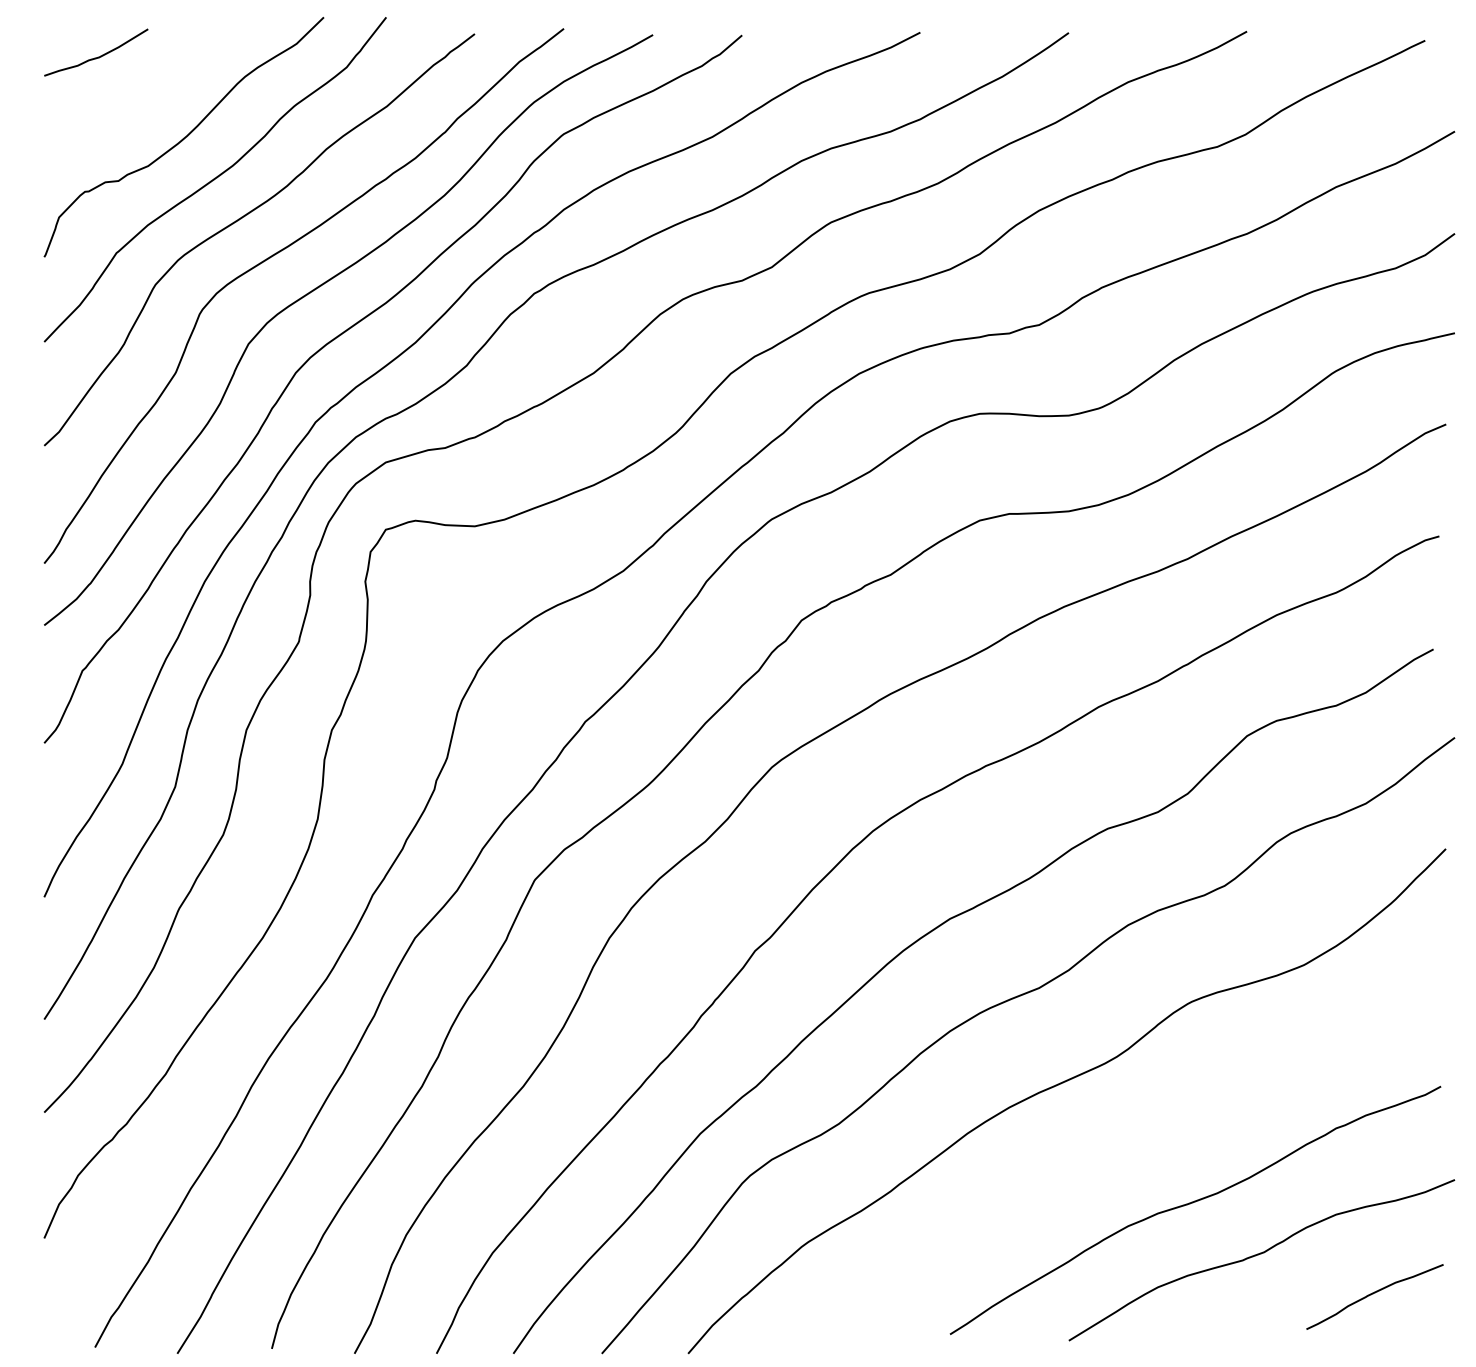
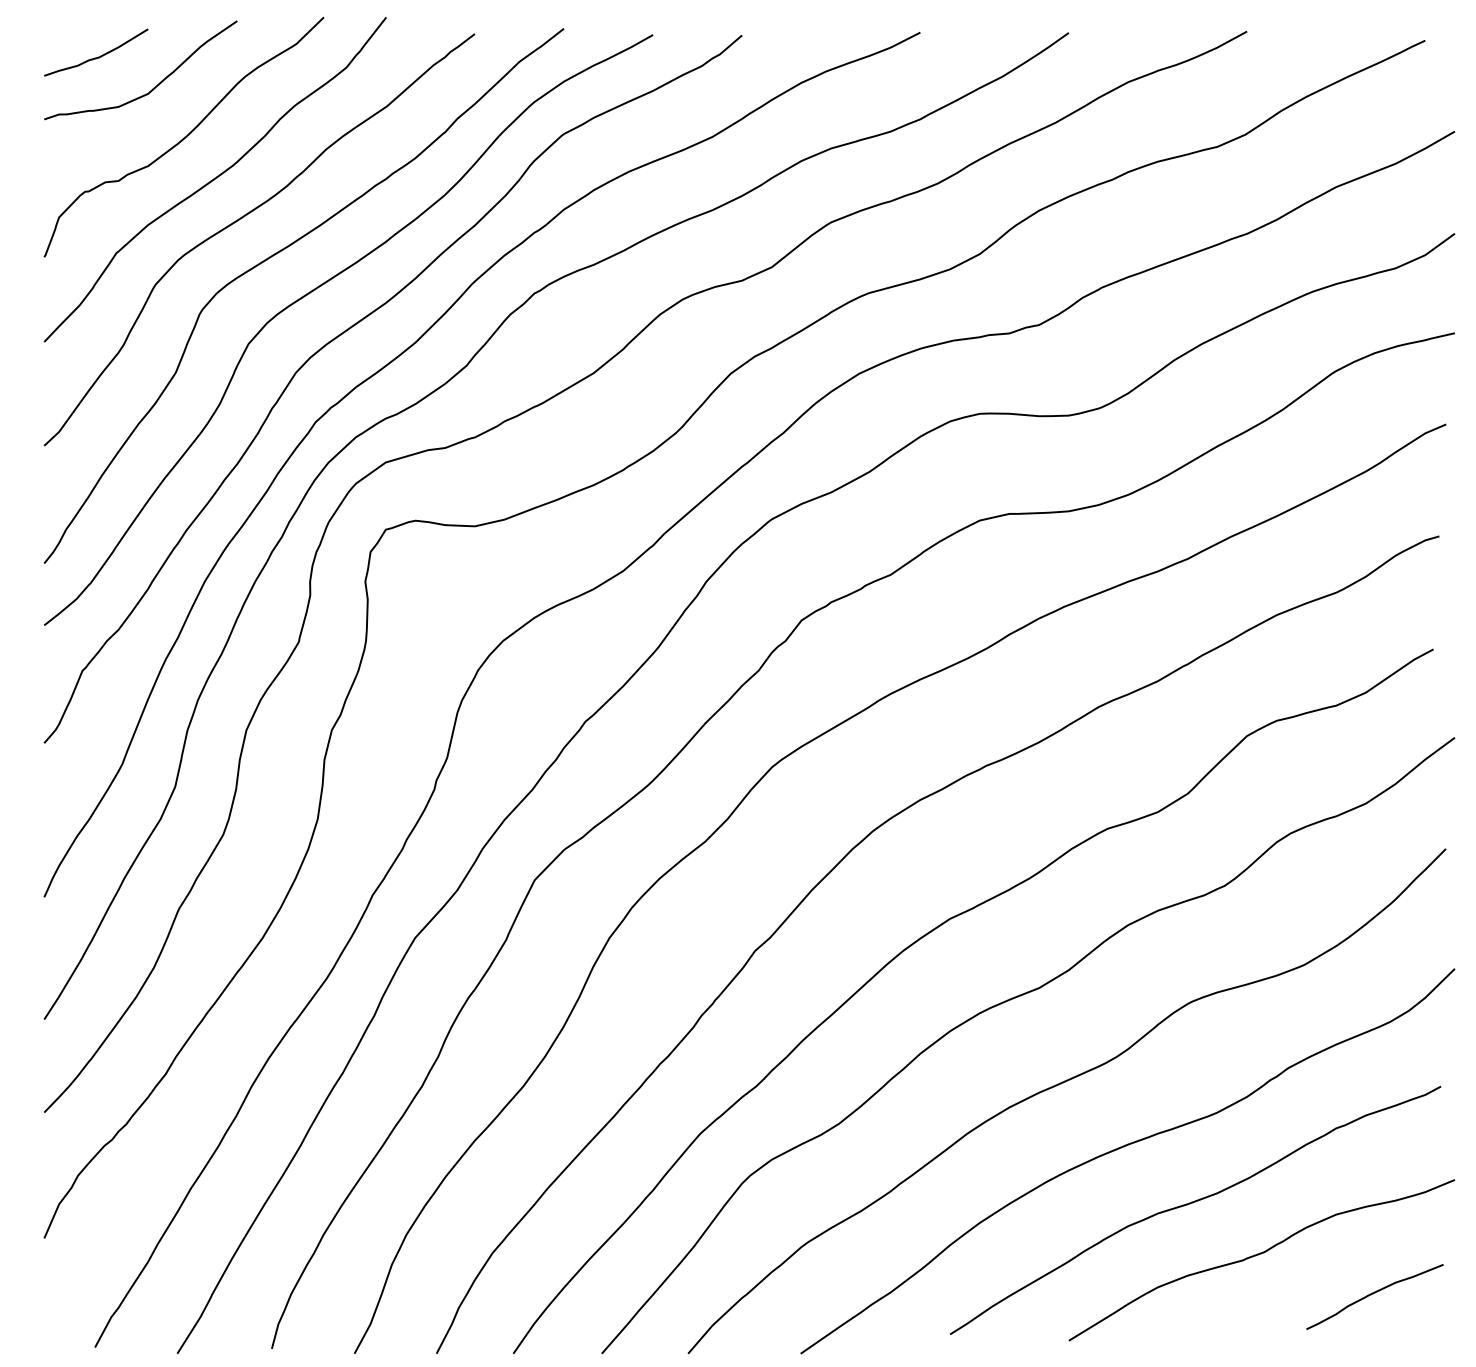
curve: none -> present (153, 87)
curve: none -> present (1124, 1147)
